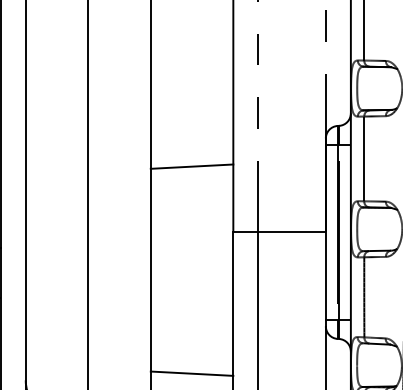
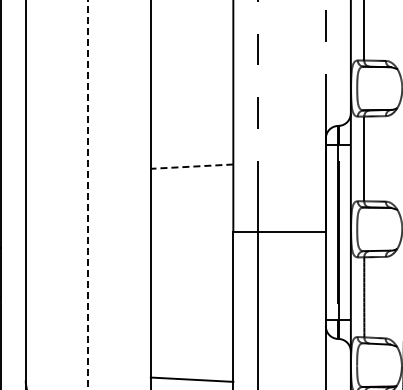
line: solid -> dashed (191, 166)
line: solid -> dashed (88, 195)
line position: (191, 373) -> (191, 379) (191, 379)
